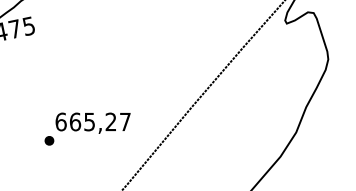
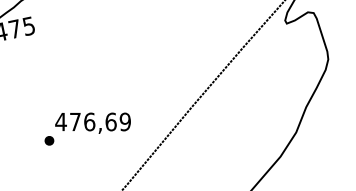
text: 665,27 -> 476,69 (92, 121)
